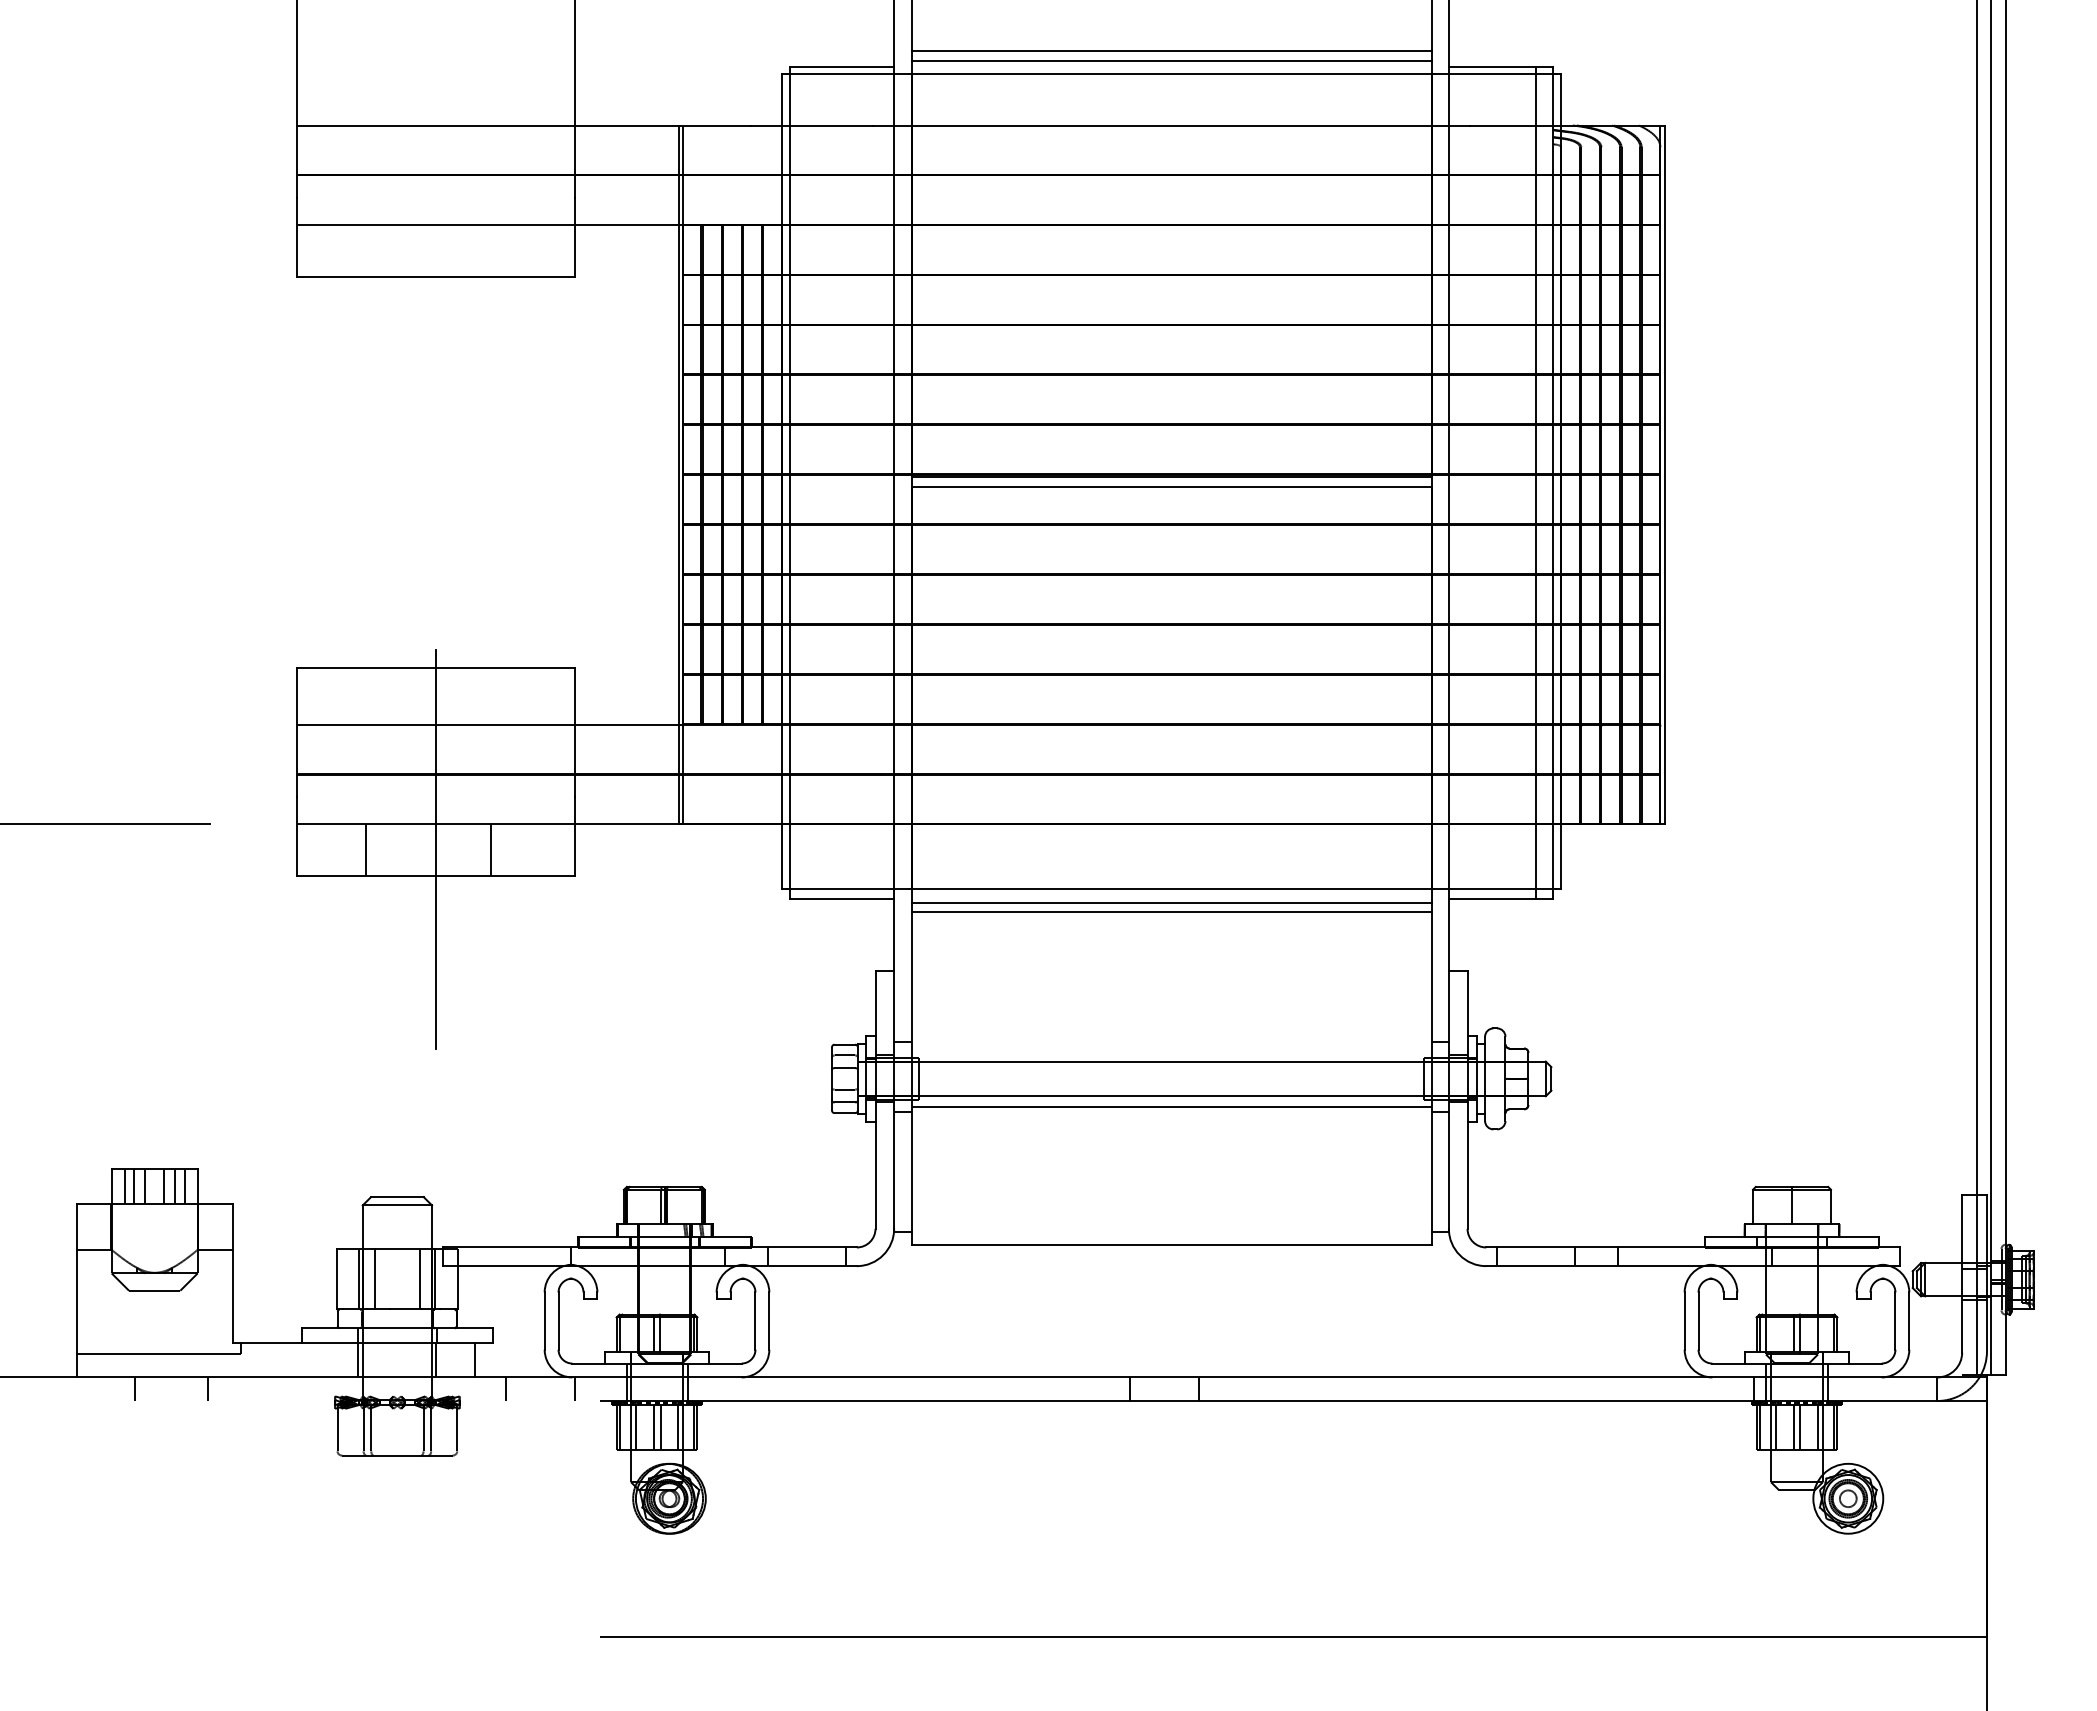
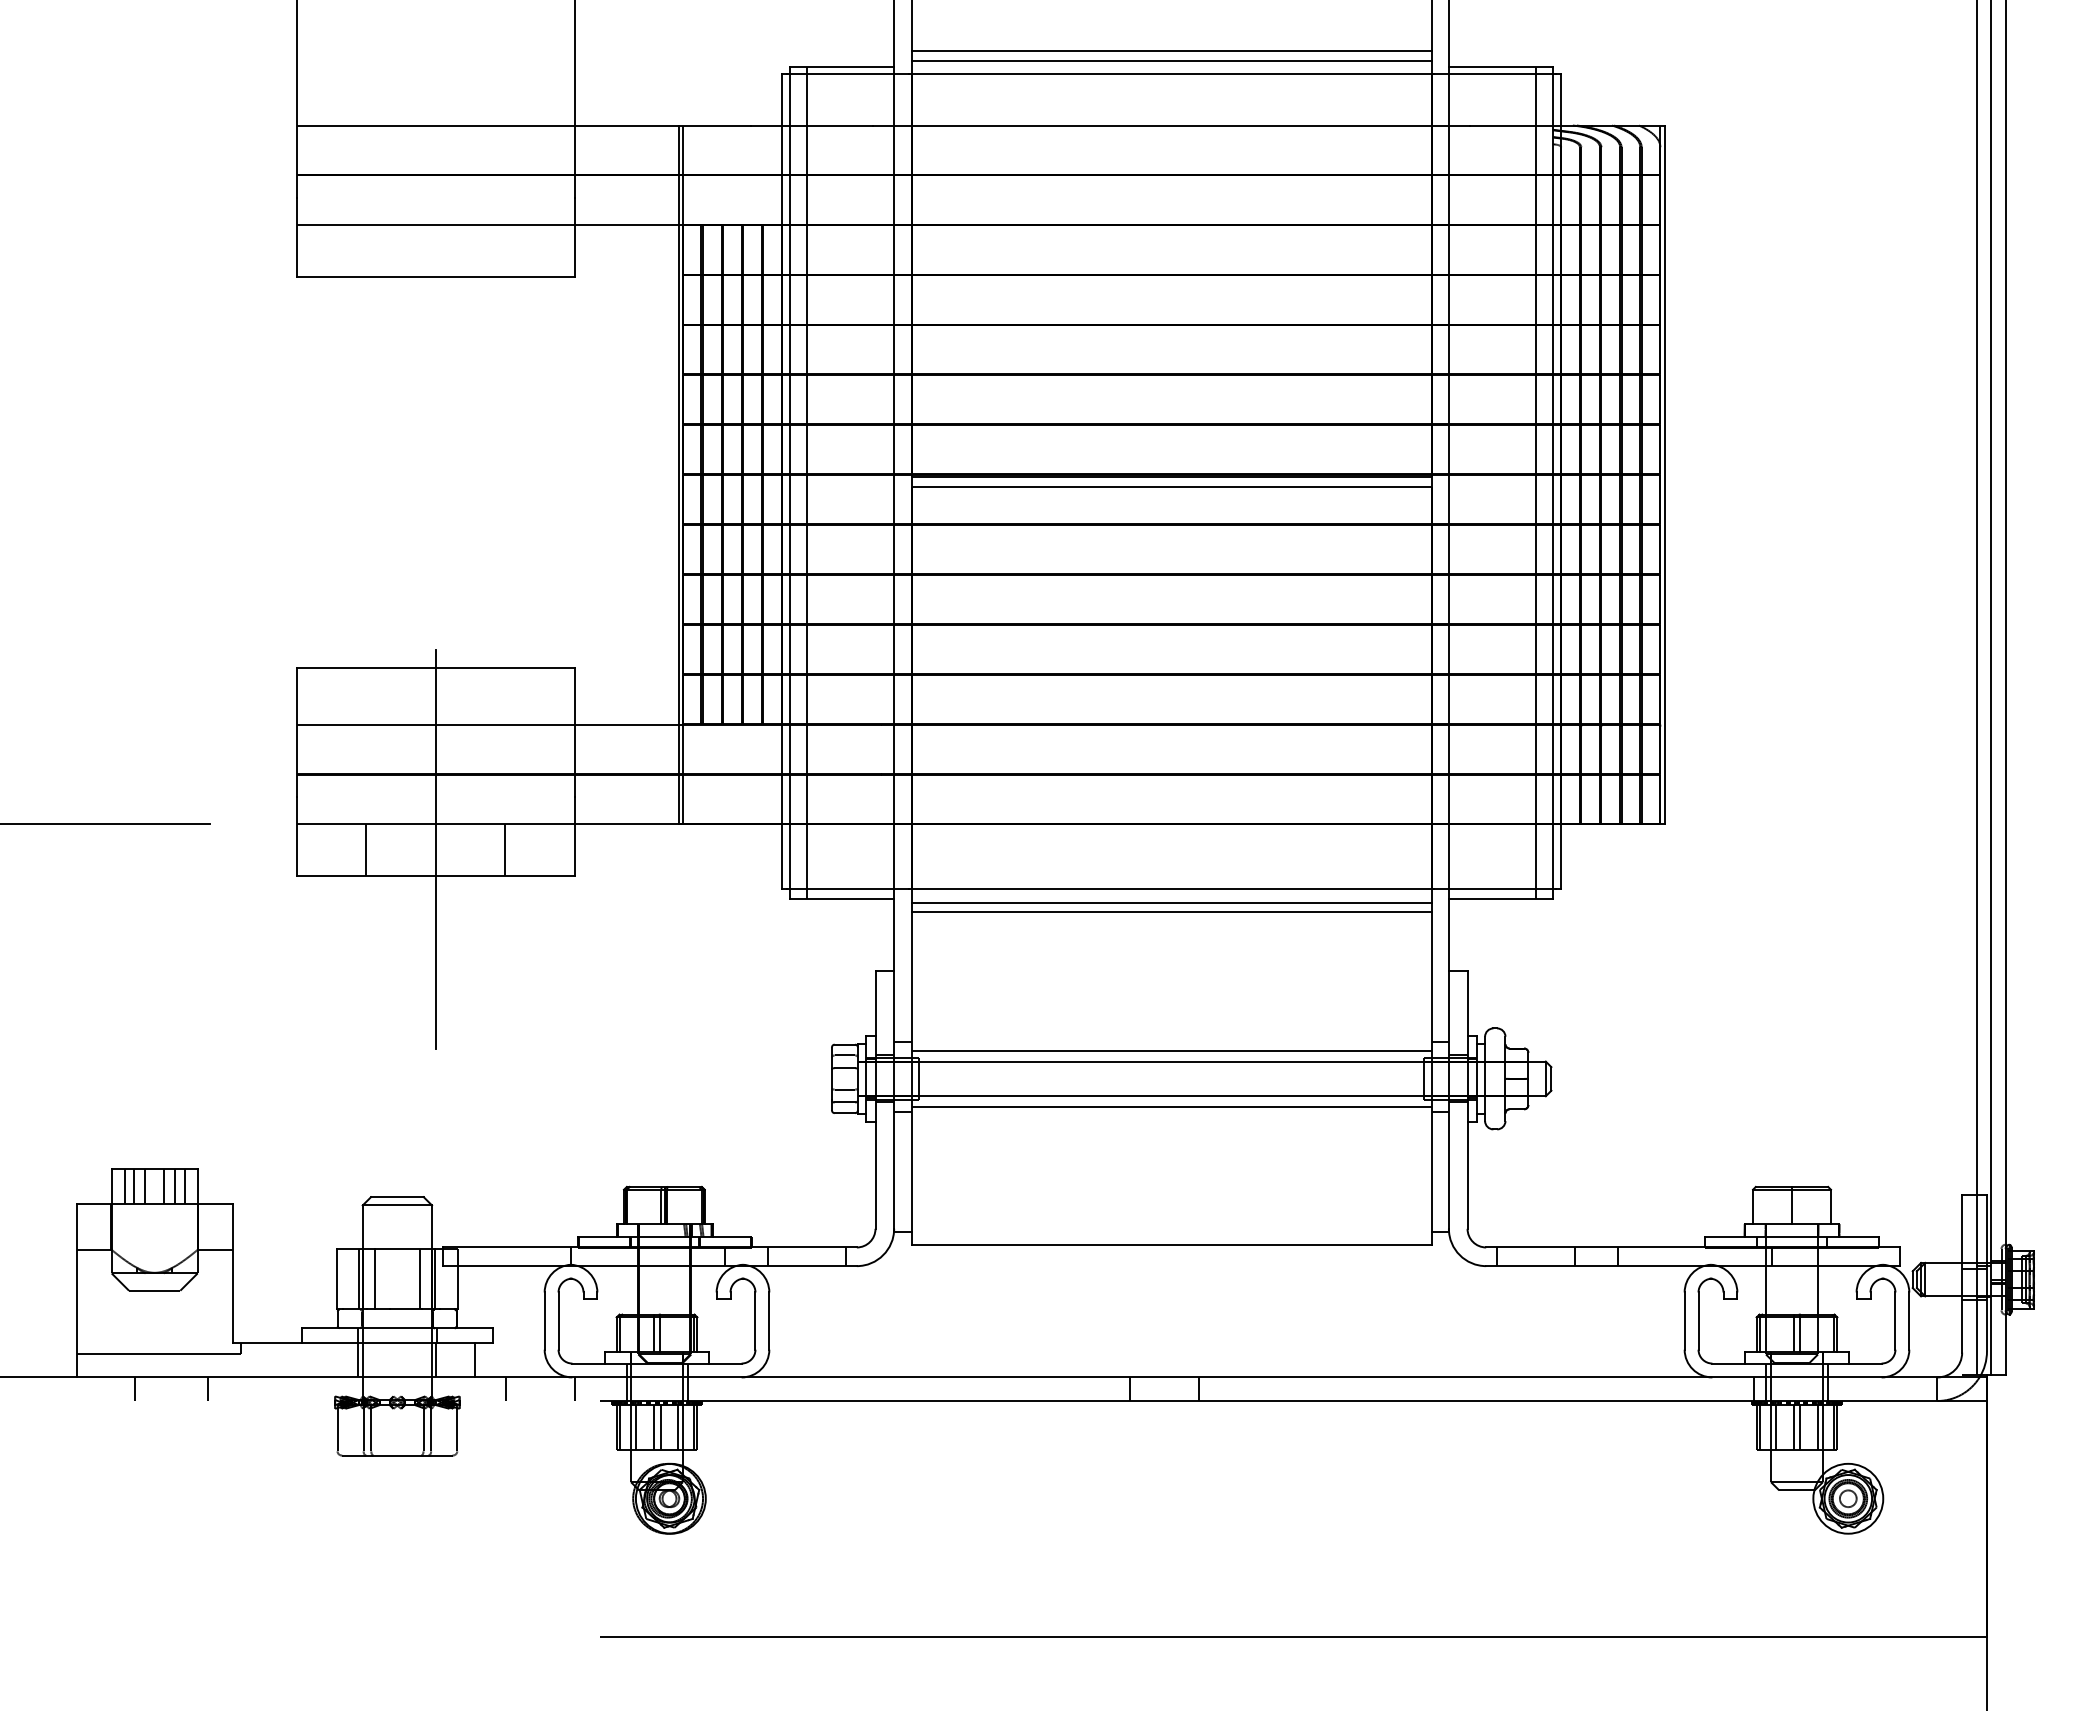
line: none -> present (807, 482)
line position: (491, 849) -> (505, 849) (505, 849)
line: none -> present (1171, 1050)
